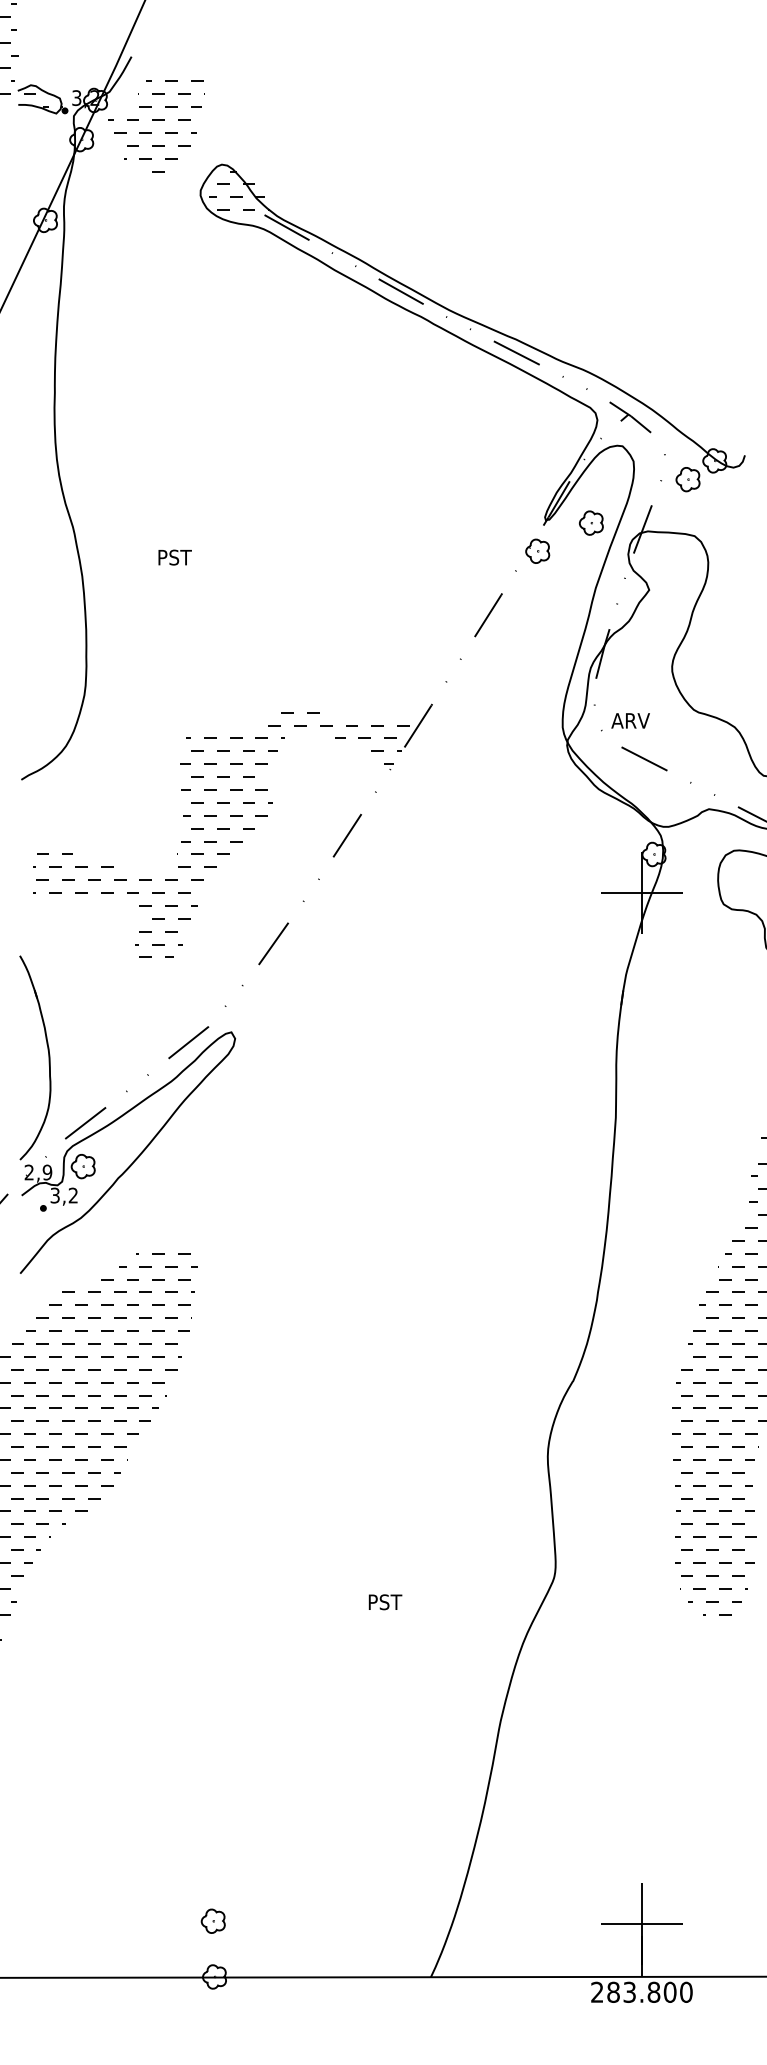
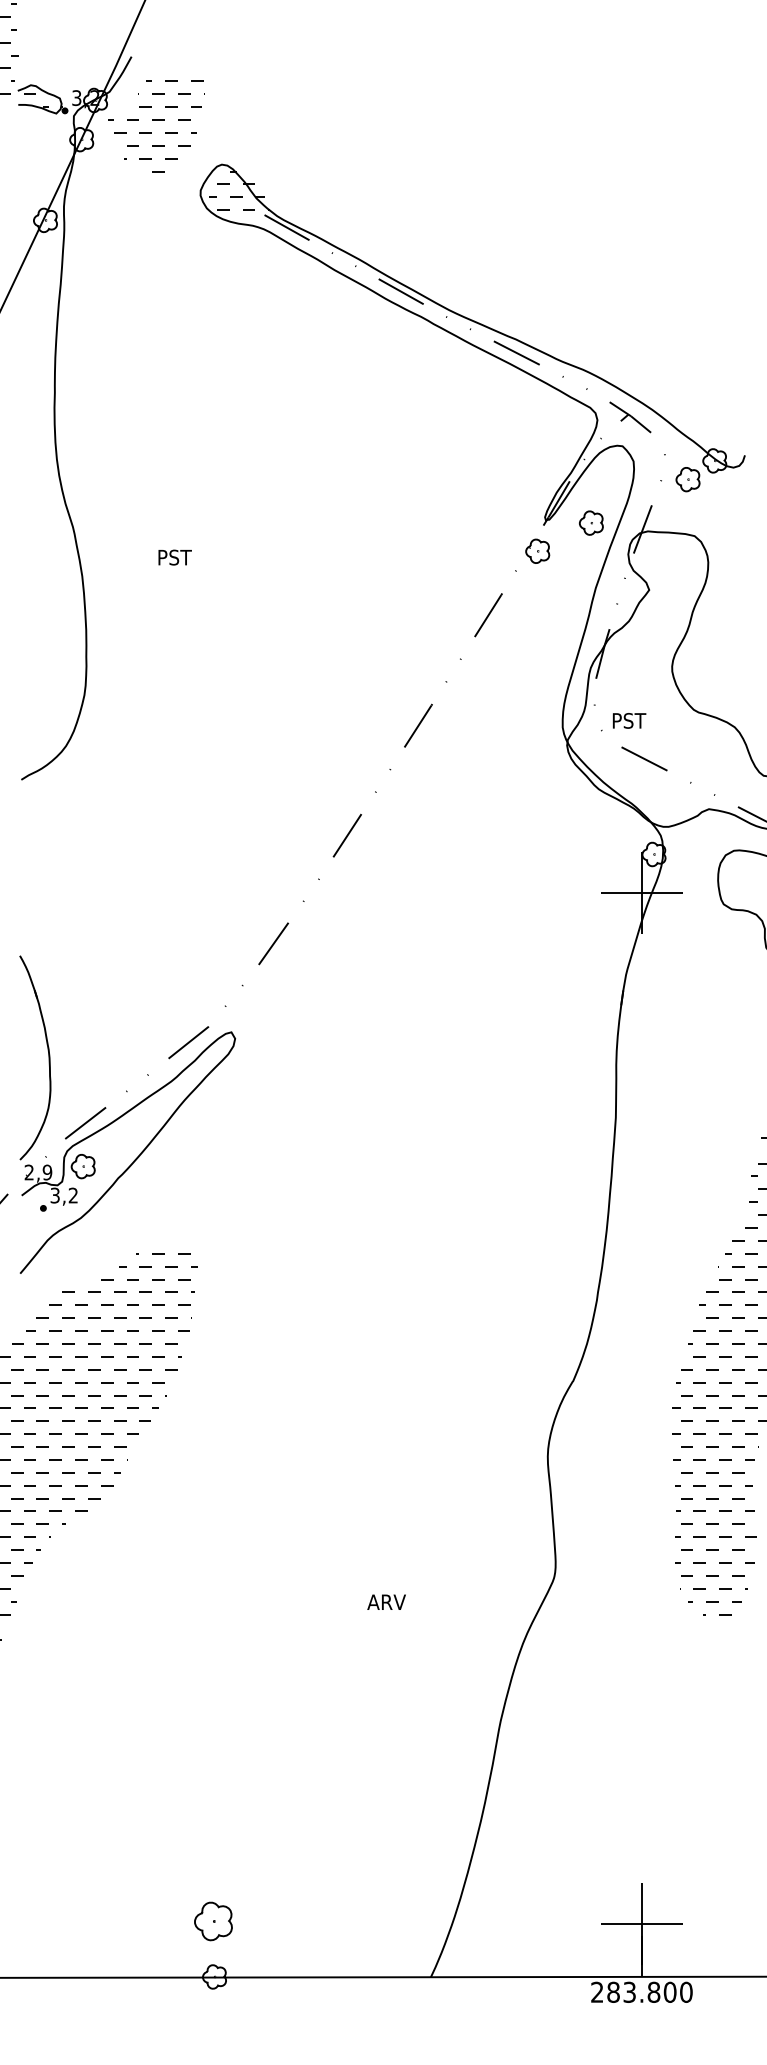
text: ARV -> PST (630, 720)
hatch: present -> none (221, 834)
text: PST -> ARV (386, 1602)
part size: 26x26 px -> 39x41 px (213, 1921)
